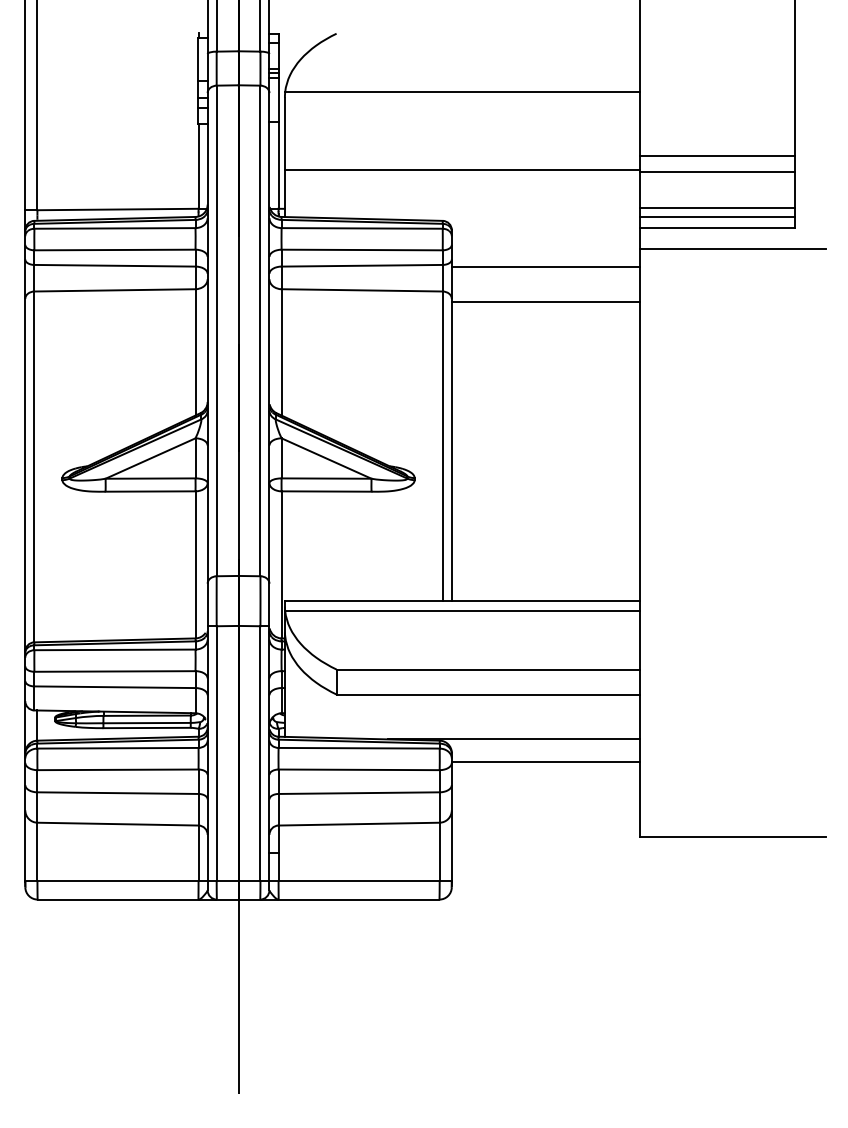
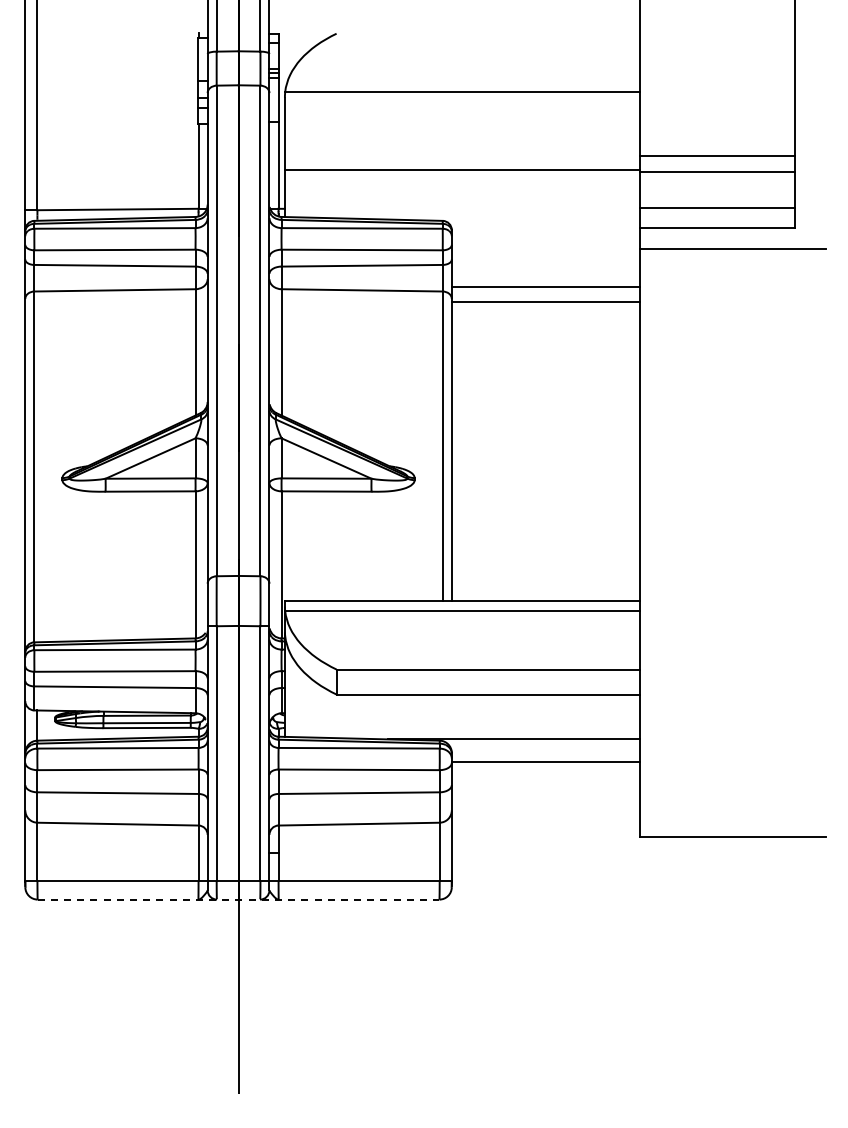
line: present -> none (717, 216)
line position: (545, 267) -> (545, 287) (545, 287)
line: solid -> dashed (238, 899)
